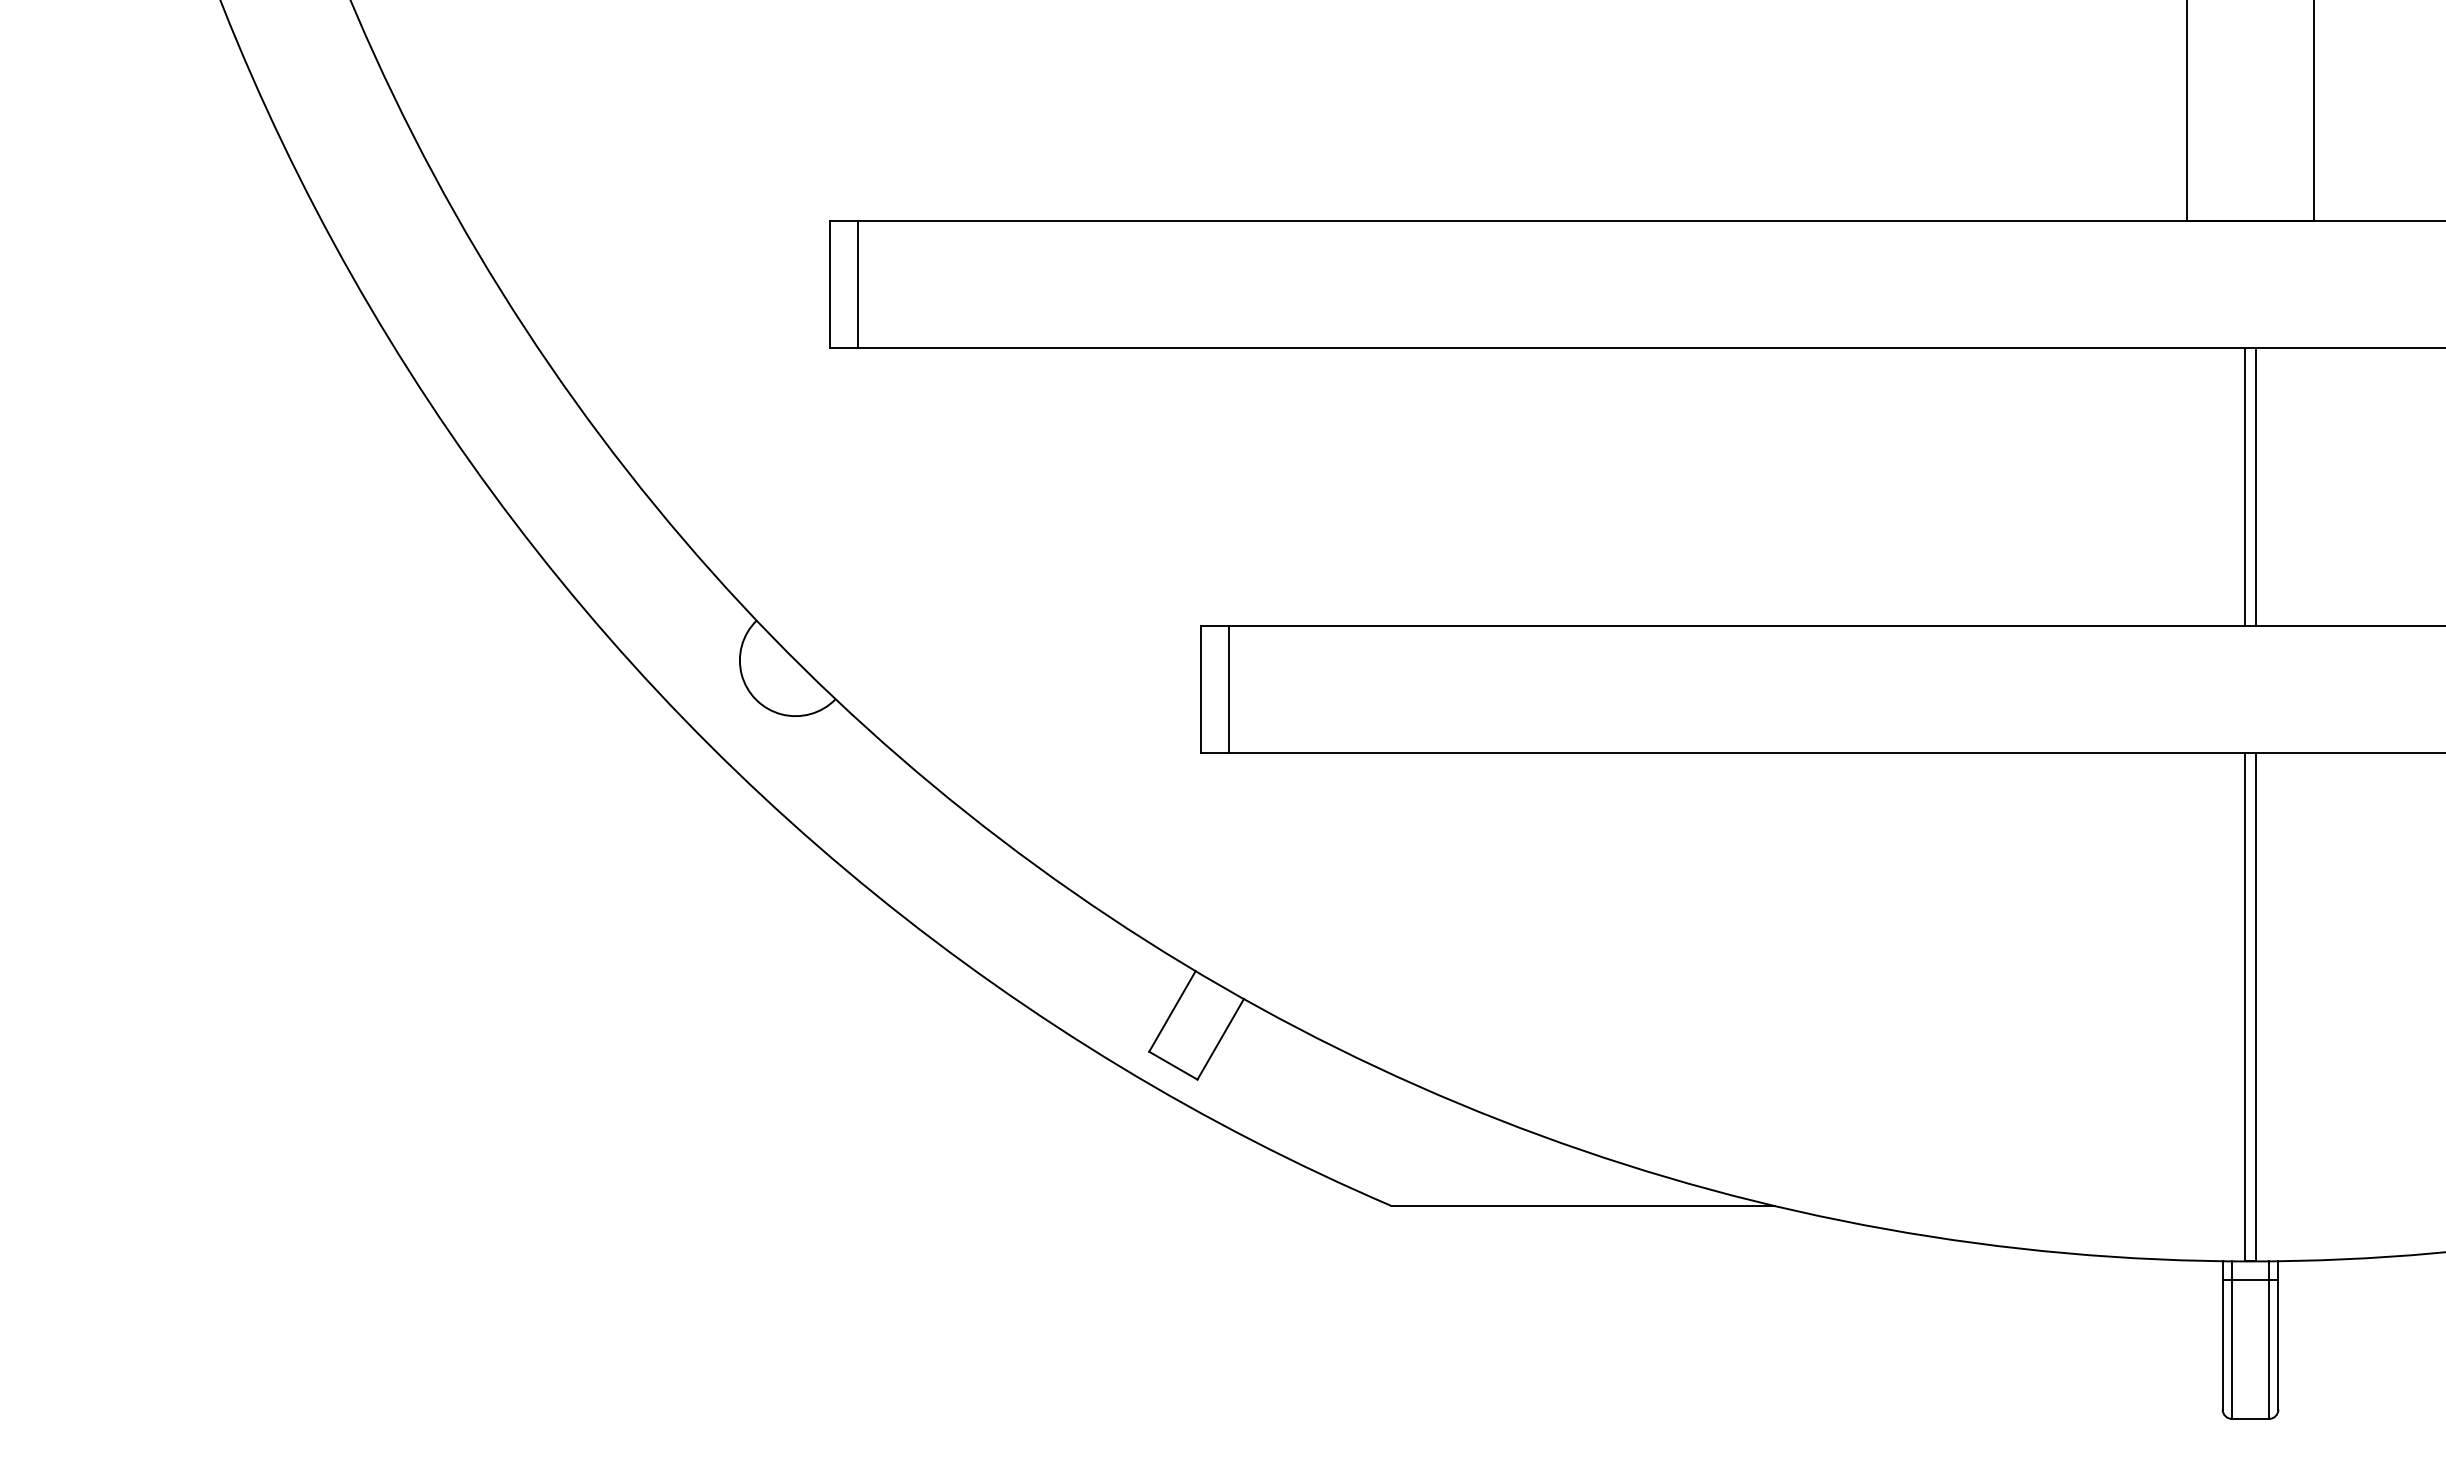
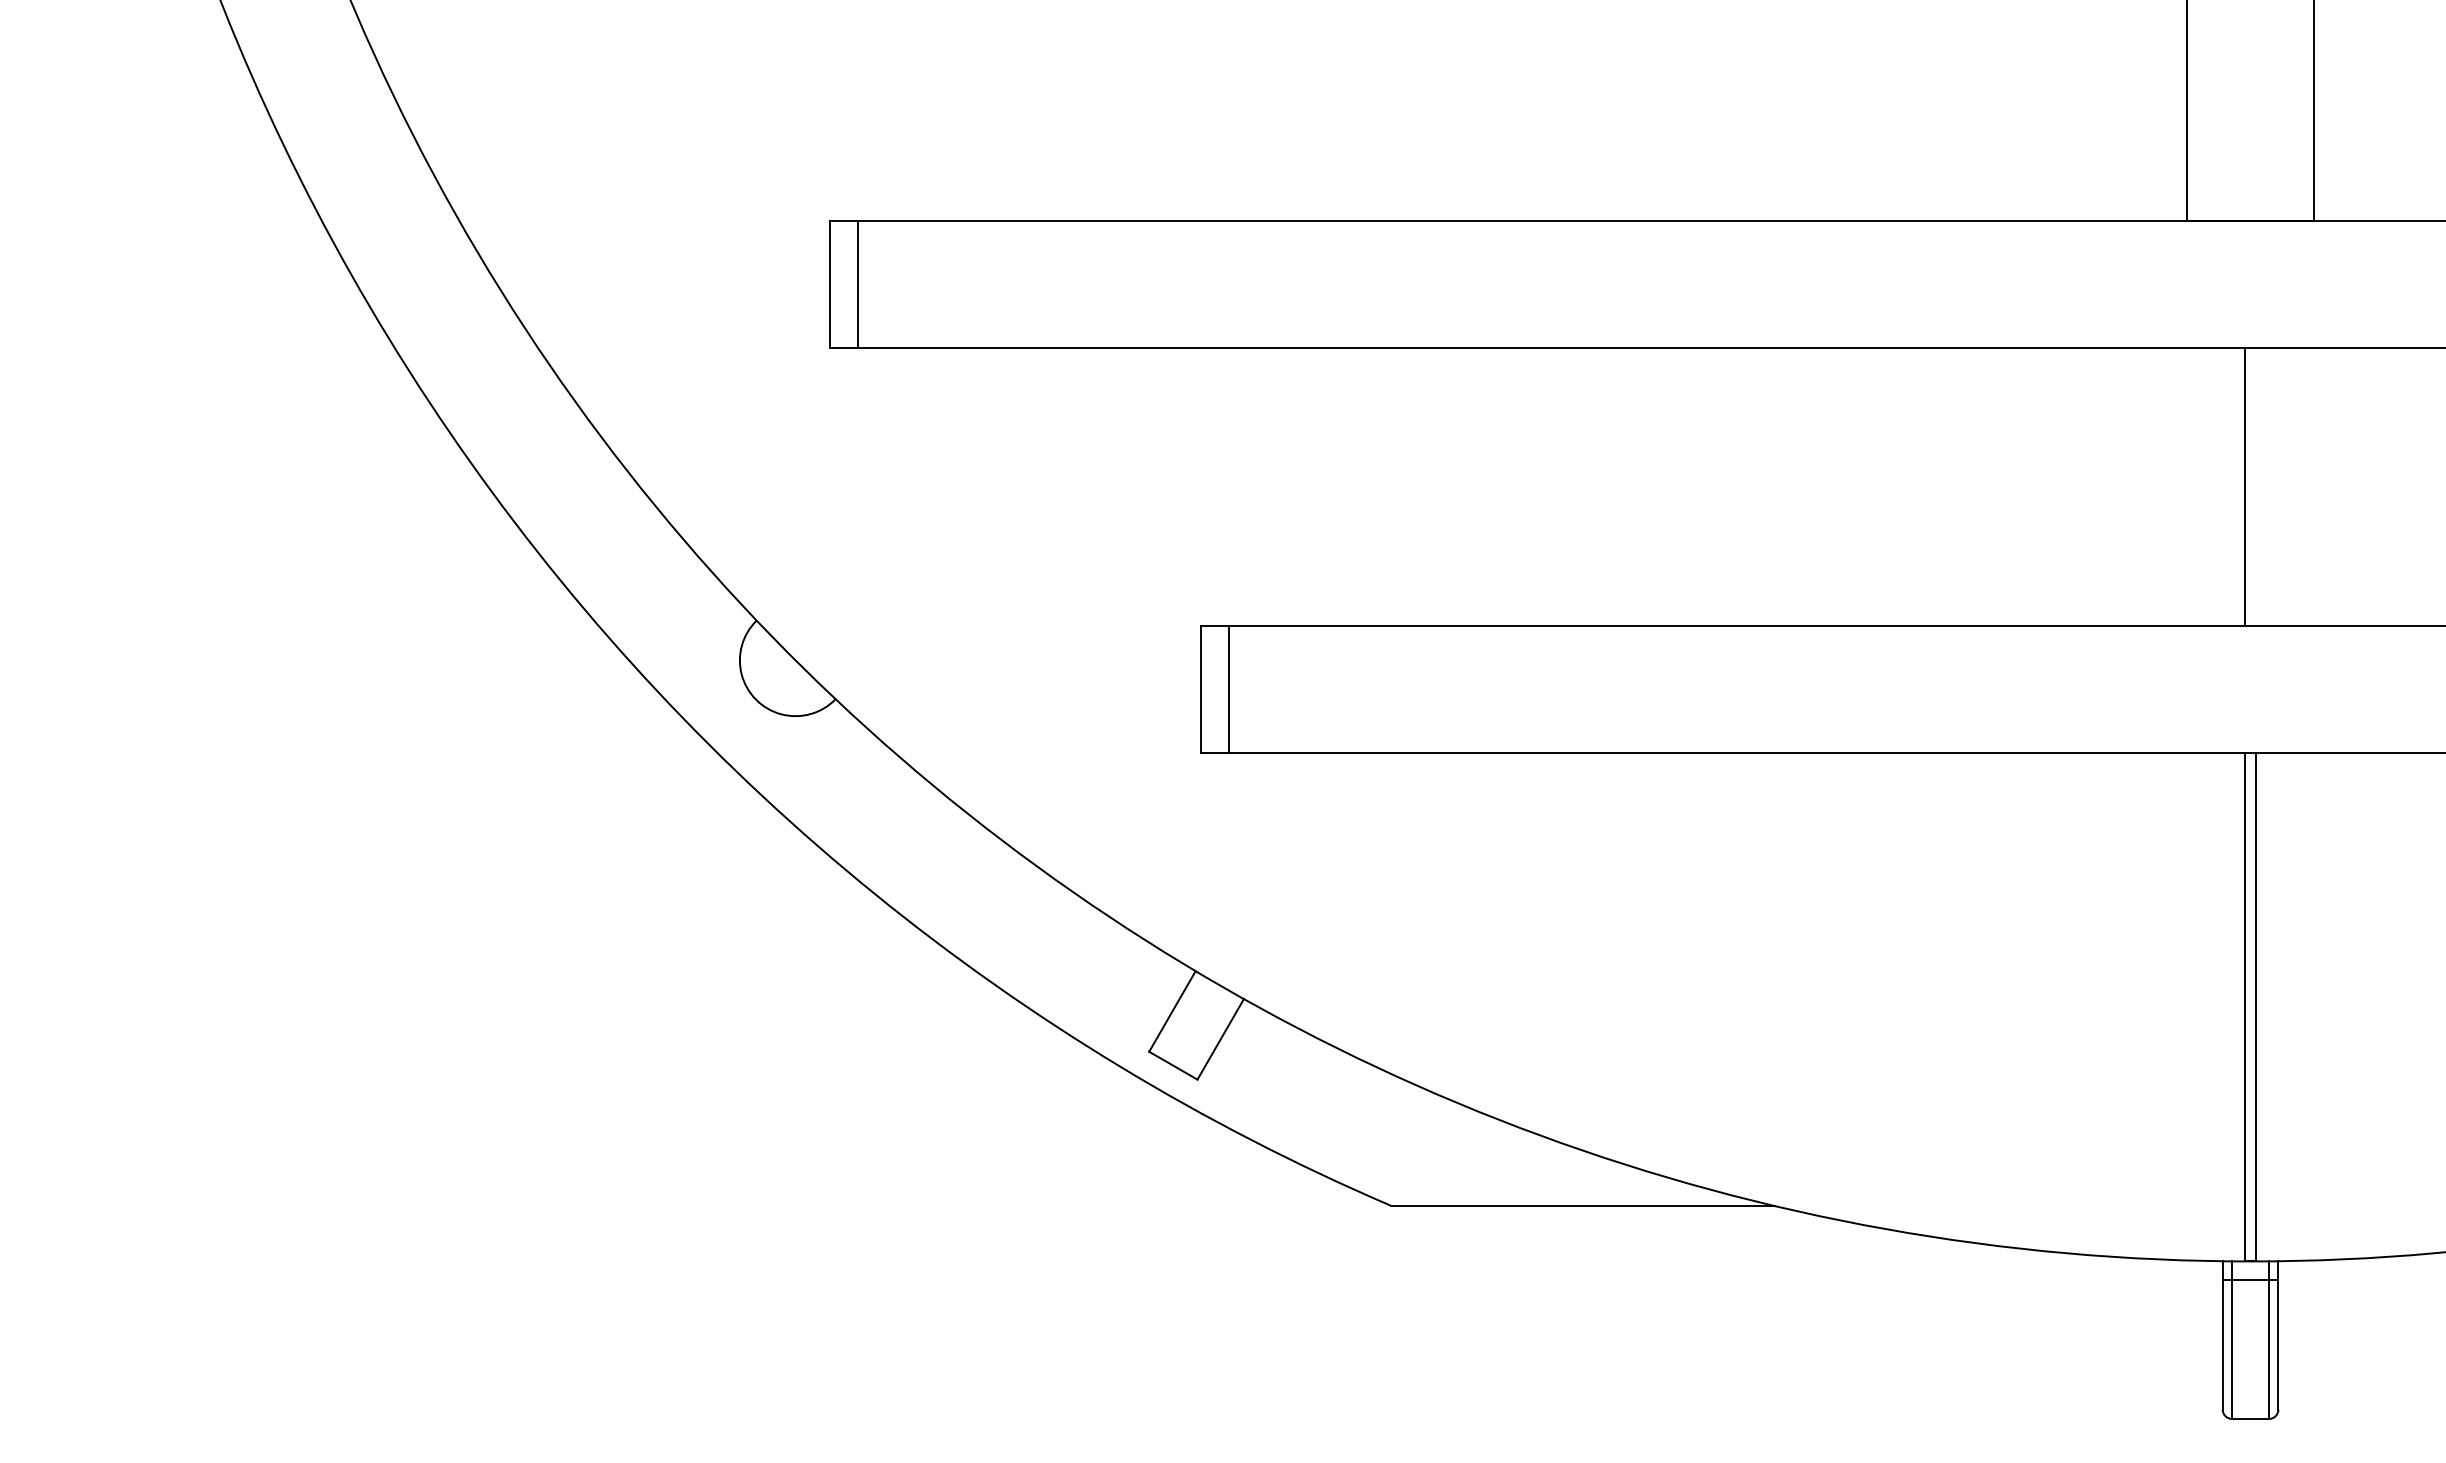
line: present -> none (2256, 486)
